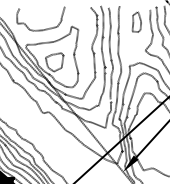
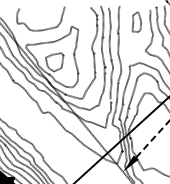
line: solid -> dashed (152, 139)
